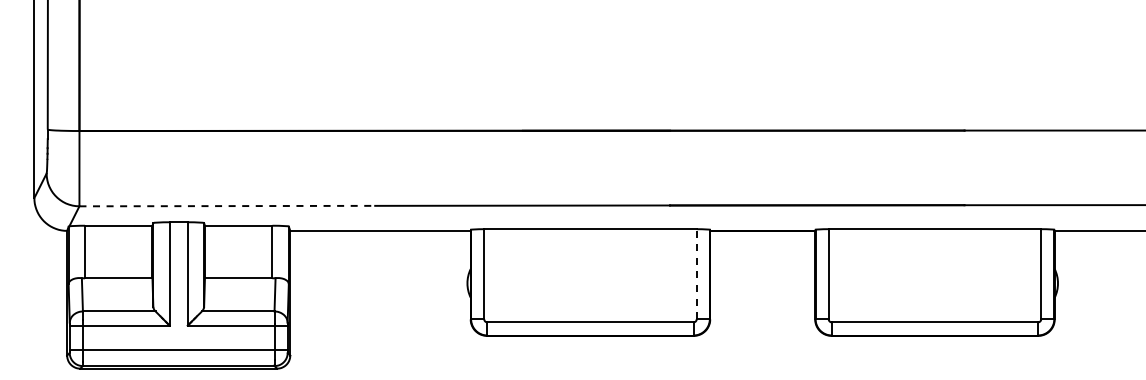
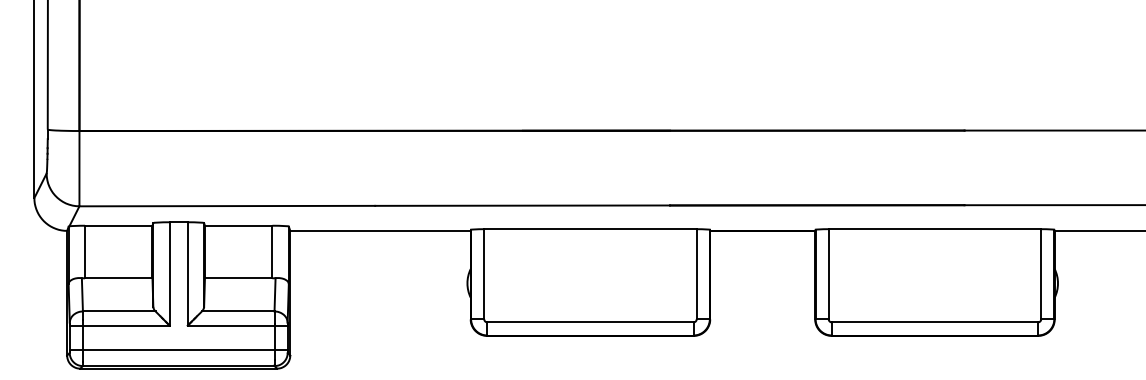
line: dashed -> solid (227, 206)
line: dashed -> solid (696, 274)
